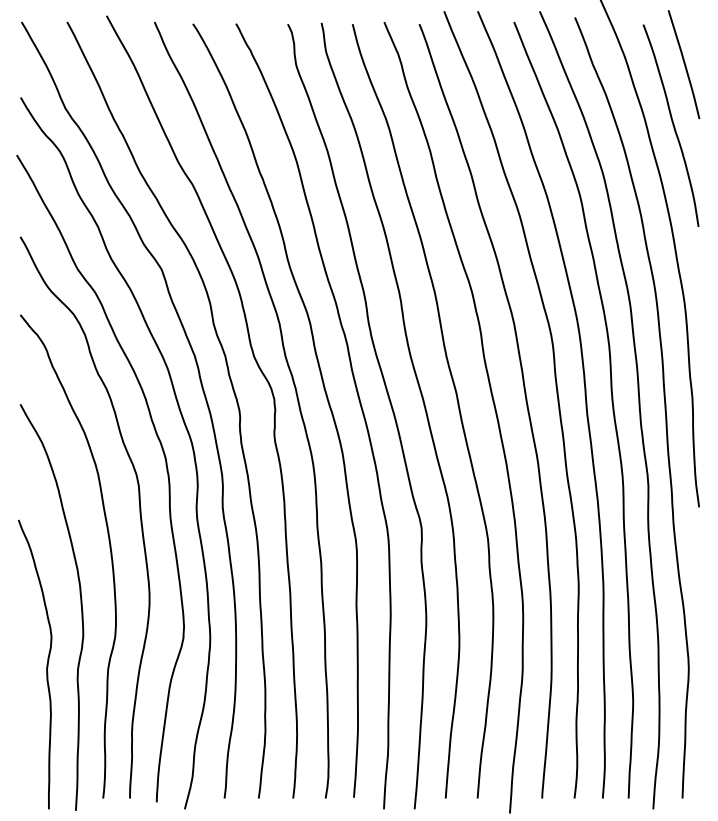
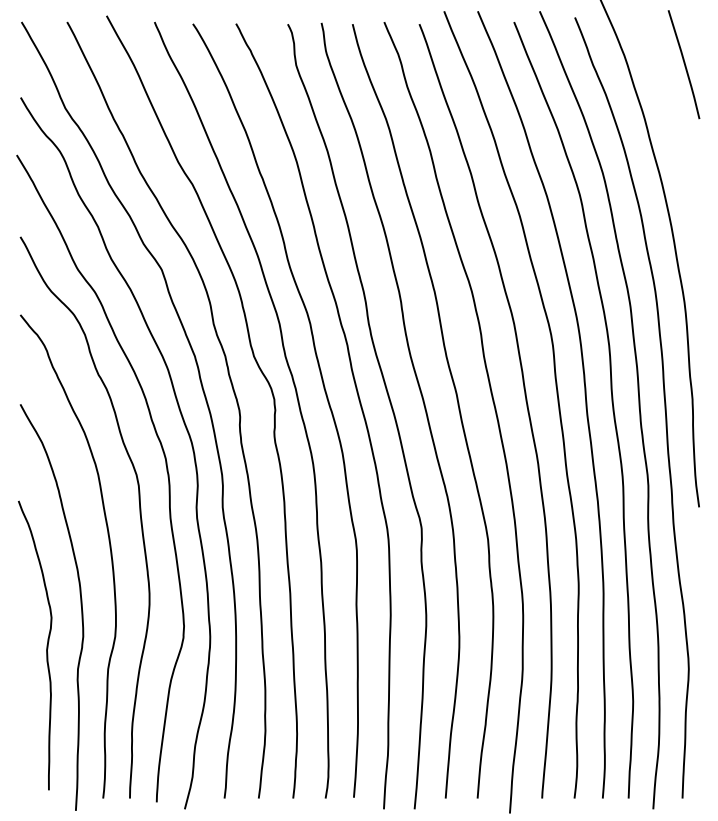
curve: present -> none (672, 125)
curve position: (46, 664) -> (46, 645) (46, 645)
